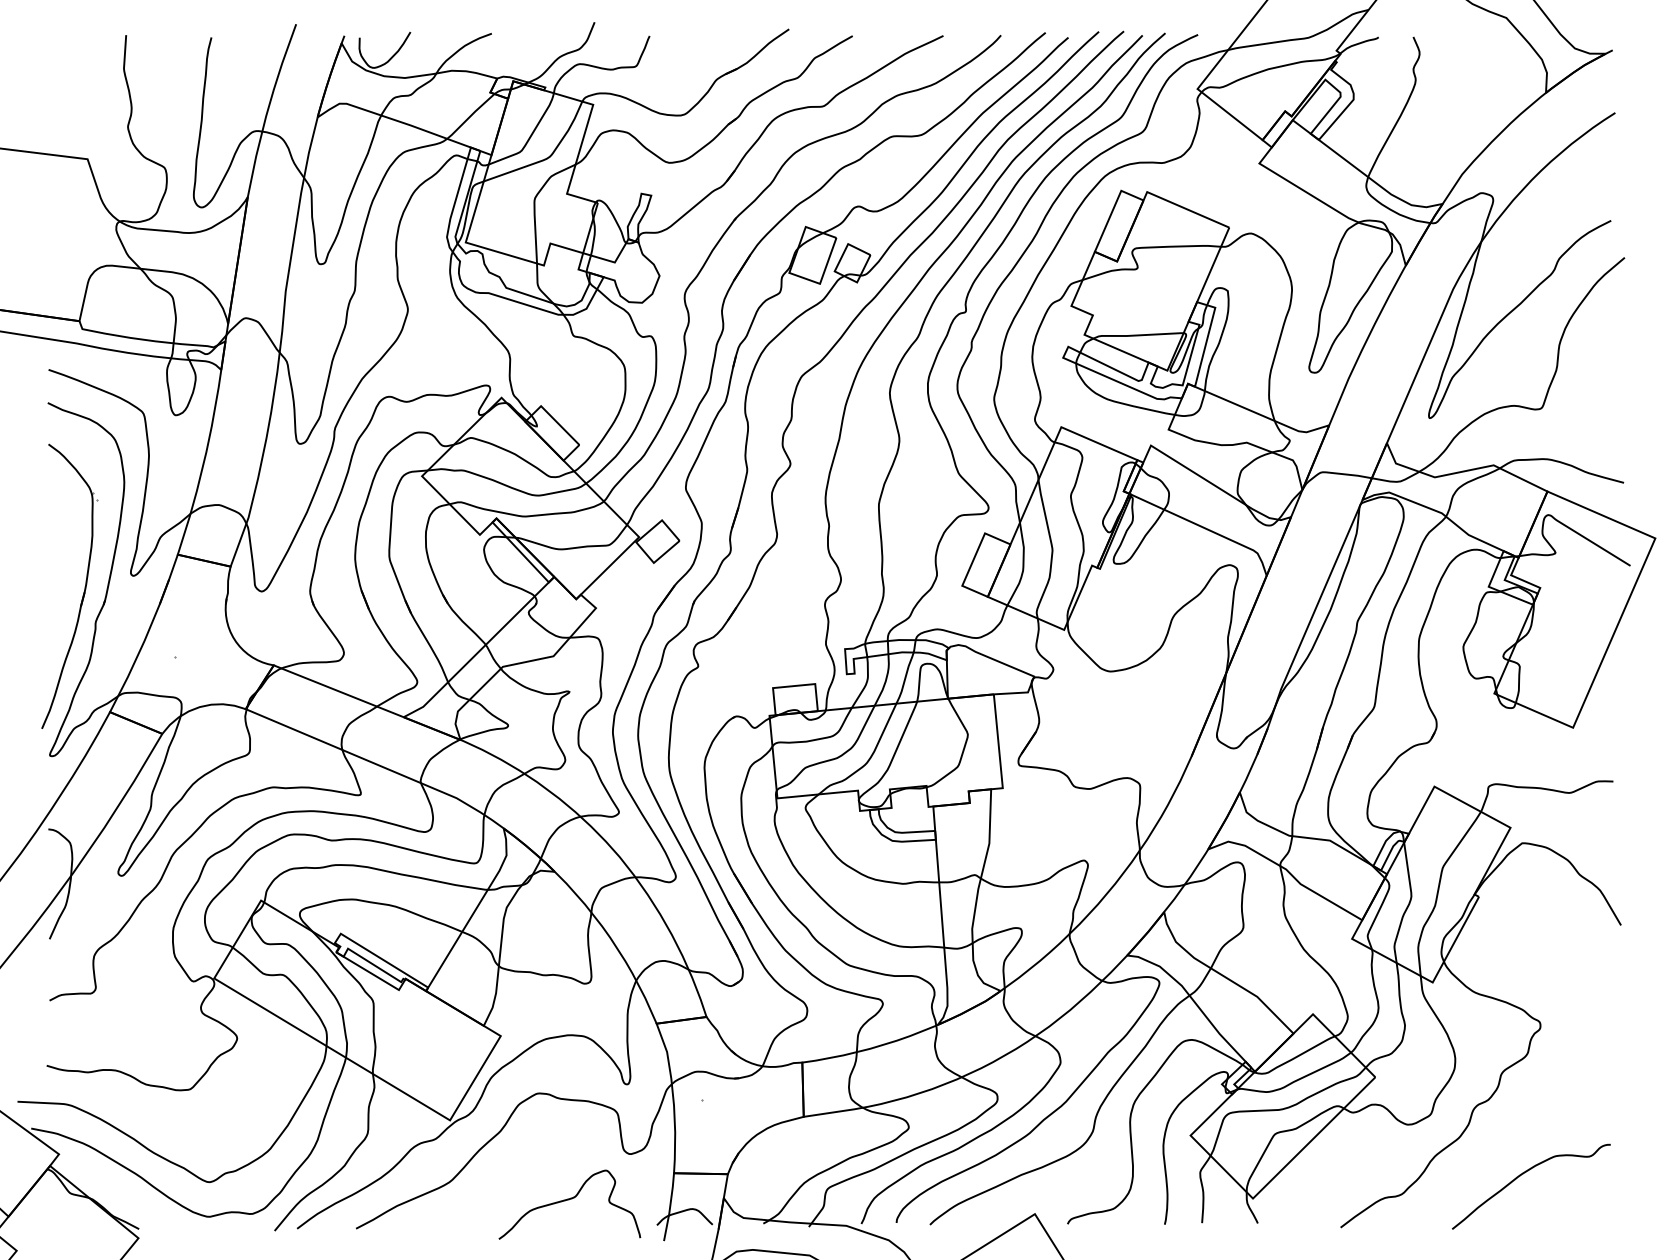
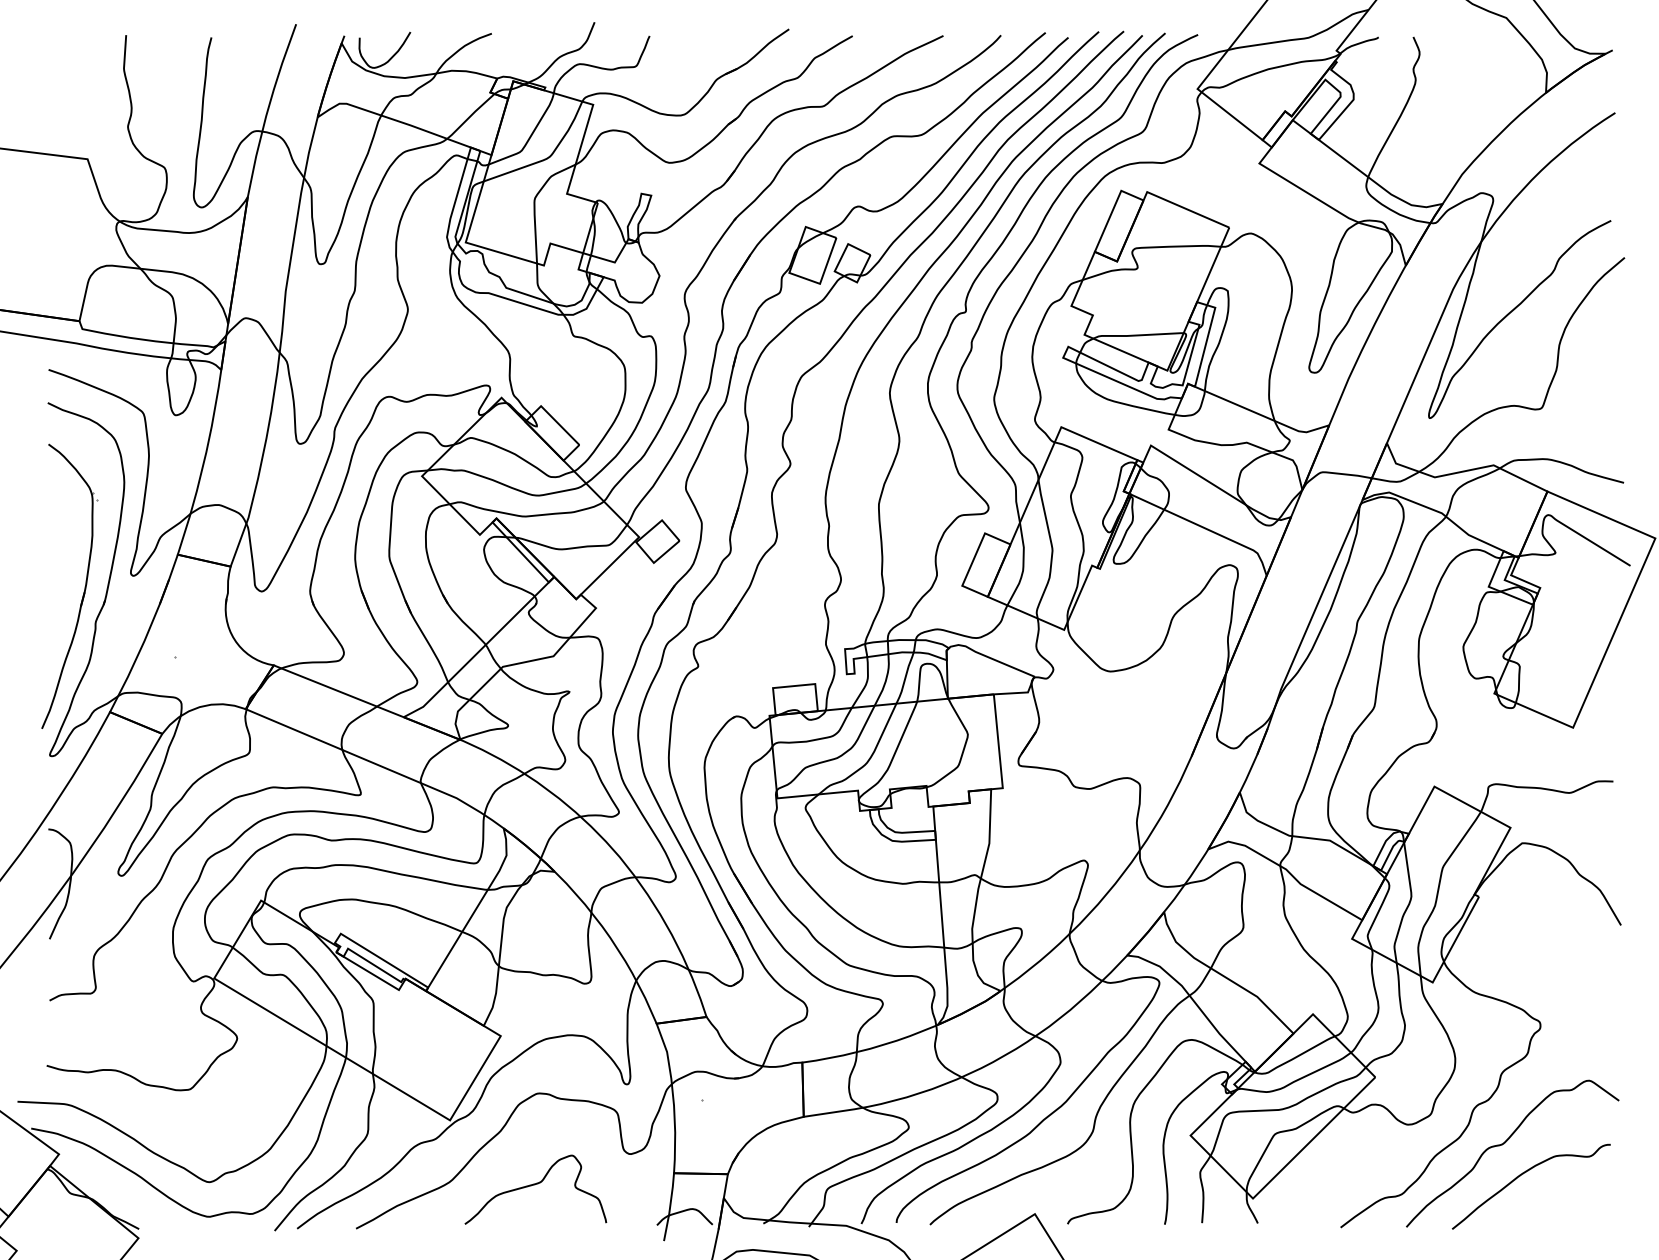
curve: none -> present (1505, 1143)
curve position: (569, 1200) -> (535, 1185) (535, 1185)
